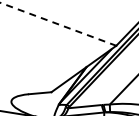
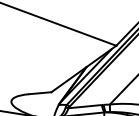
line: dashed -> solid (58, 24)
